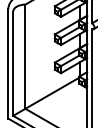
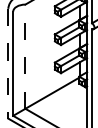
line: solid -> dashed (25, 56)
line: solid -> dashed (8, 63)
